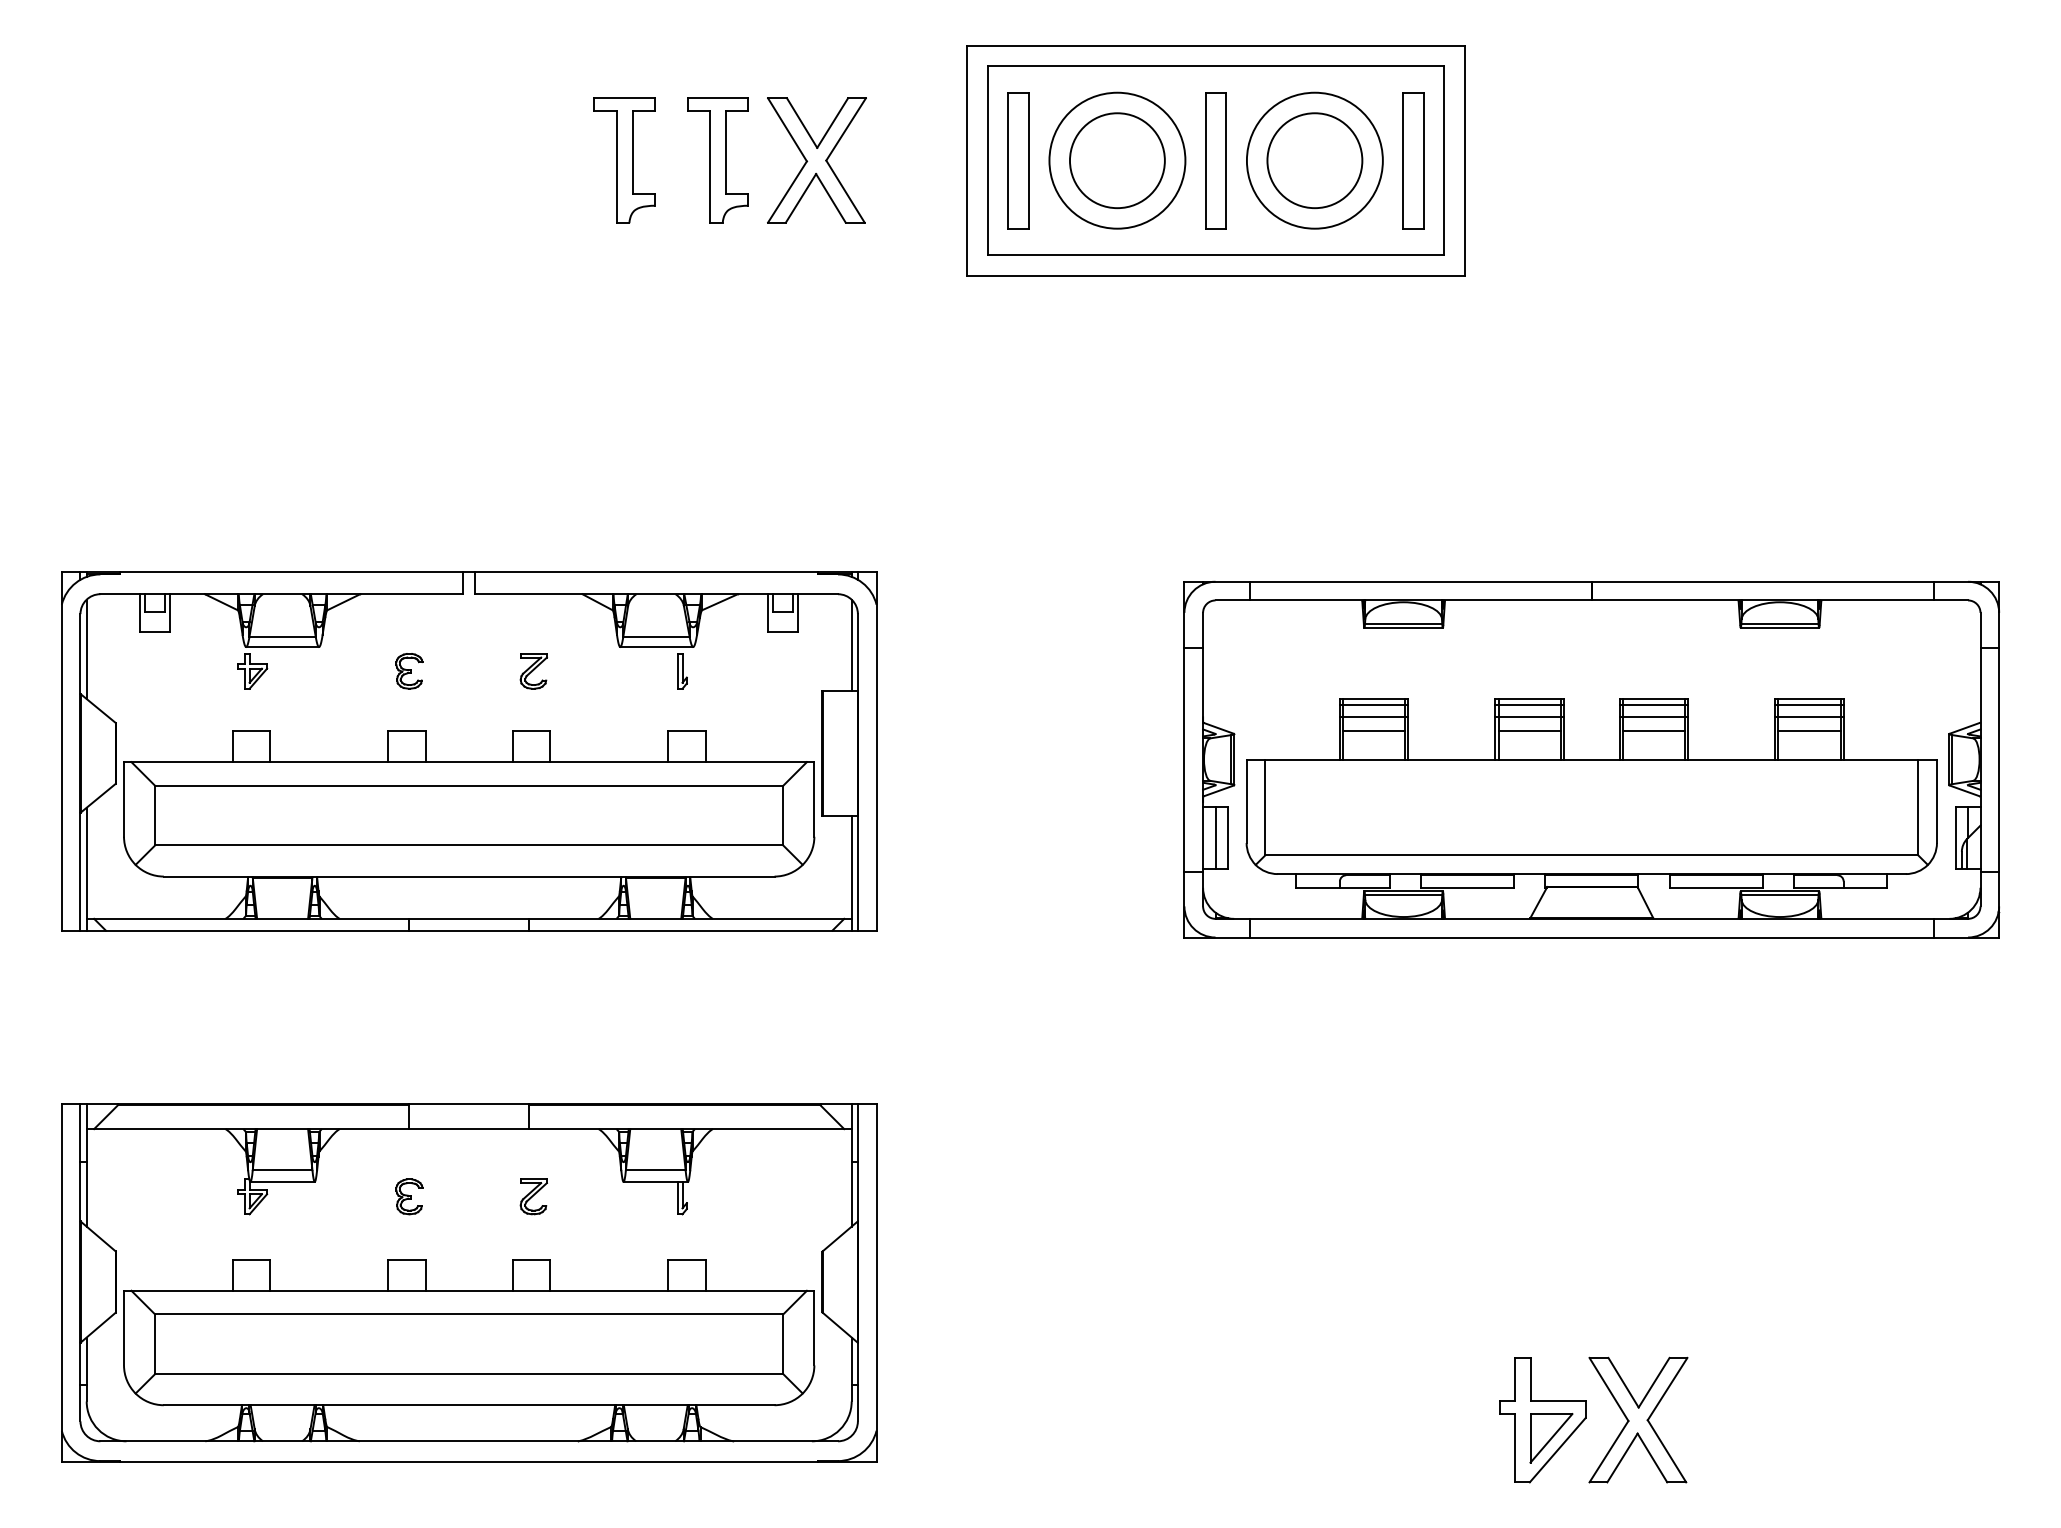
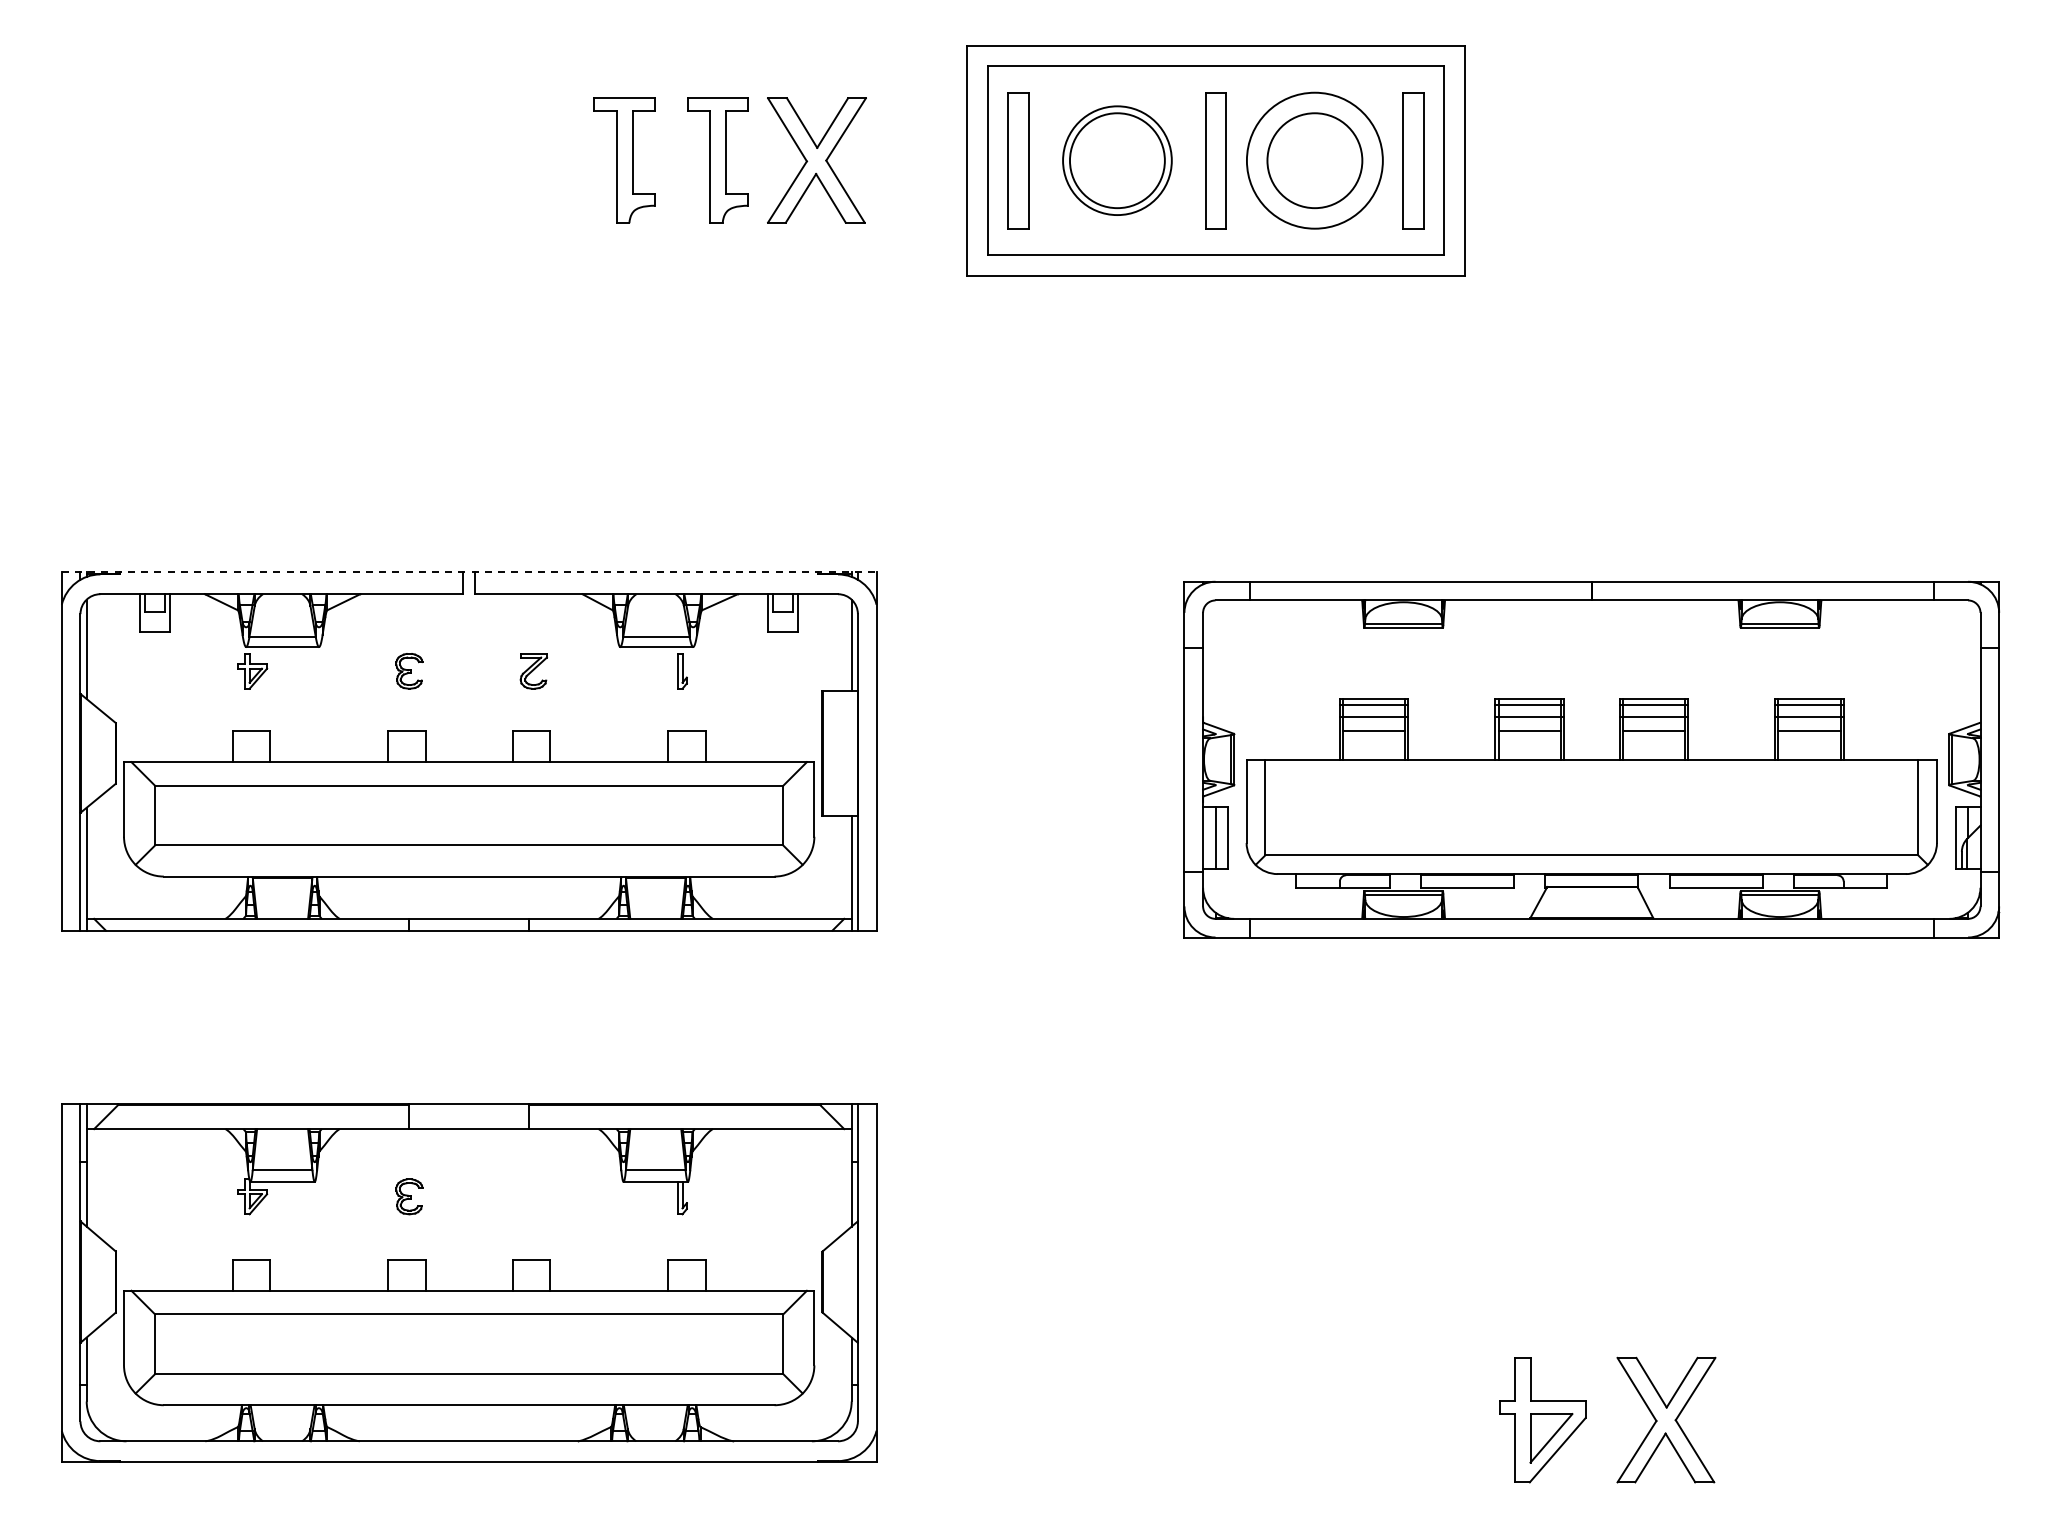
circle diameter: 136 px -> 109 px (1117, 160)
line: solid -> dashed (469, 572)
part: present -> none (533, 1196)
part position: (1638, 1419) -> (1666, 1419) (1666, 1419)
